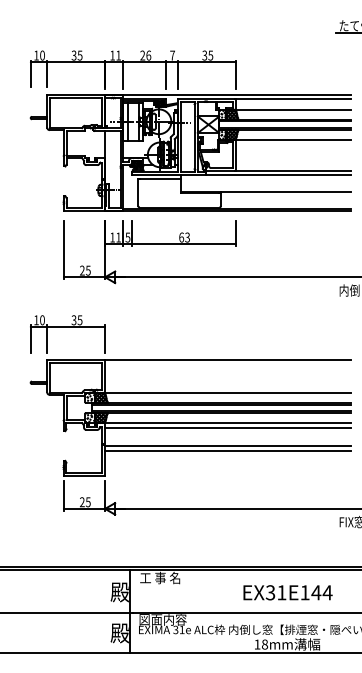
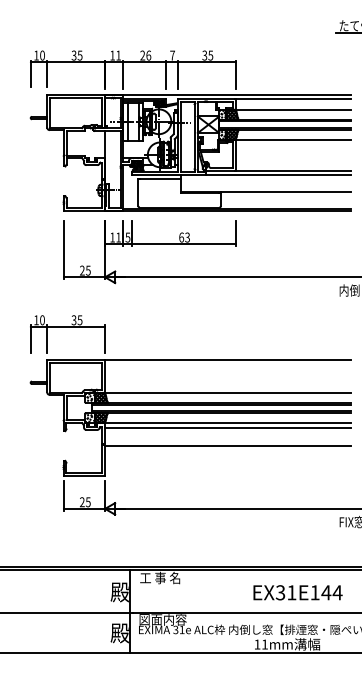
line: present -> none (227, 450)
text position: (287, 592) -> (297, 592) (297, 592)
text: 18mm -> 11mm (265, 644)
